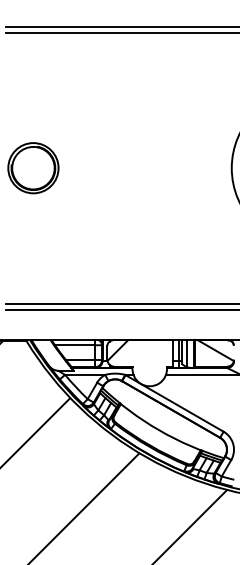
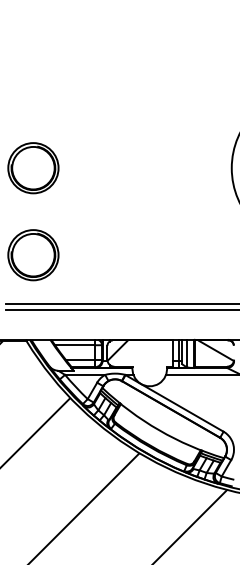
line: present -> none (121, 26)
line: present -> none (121, 32)
part: none -> present (33, 255)
